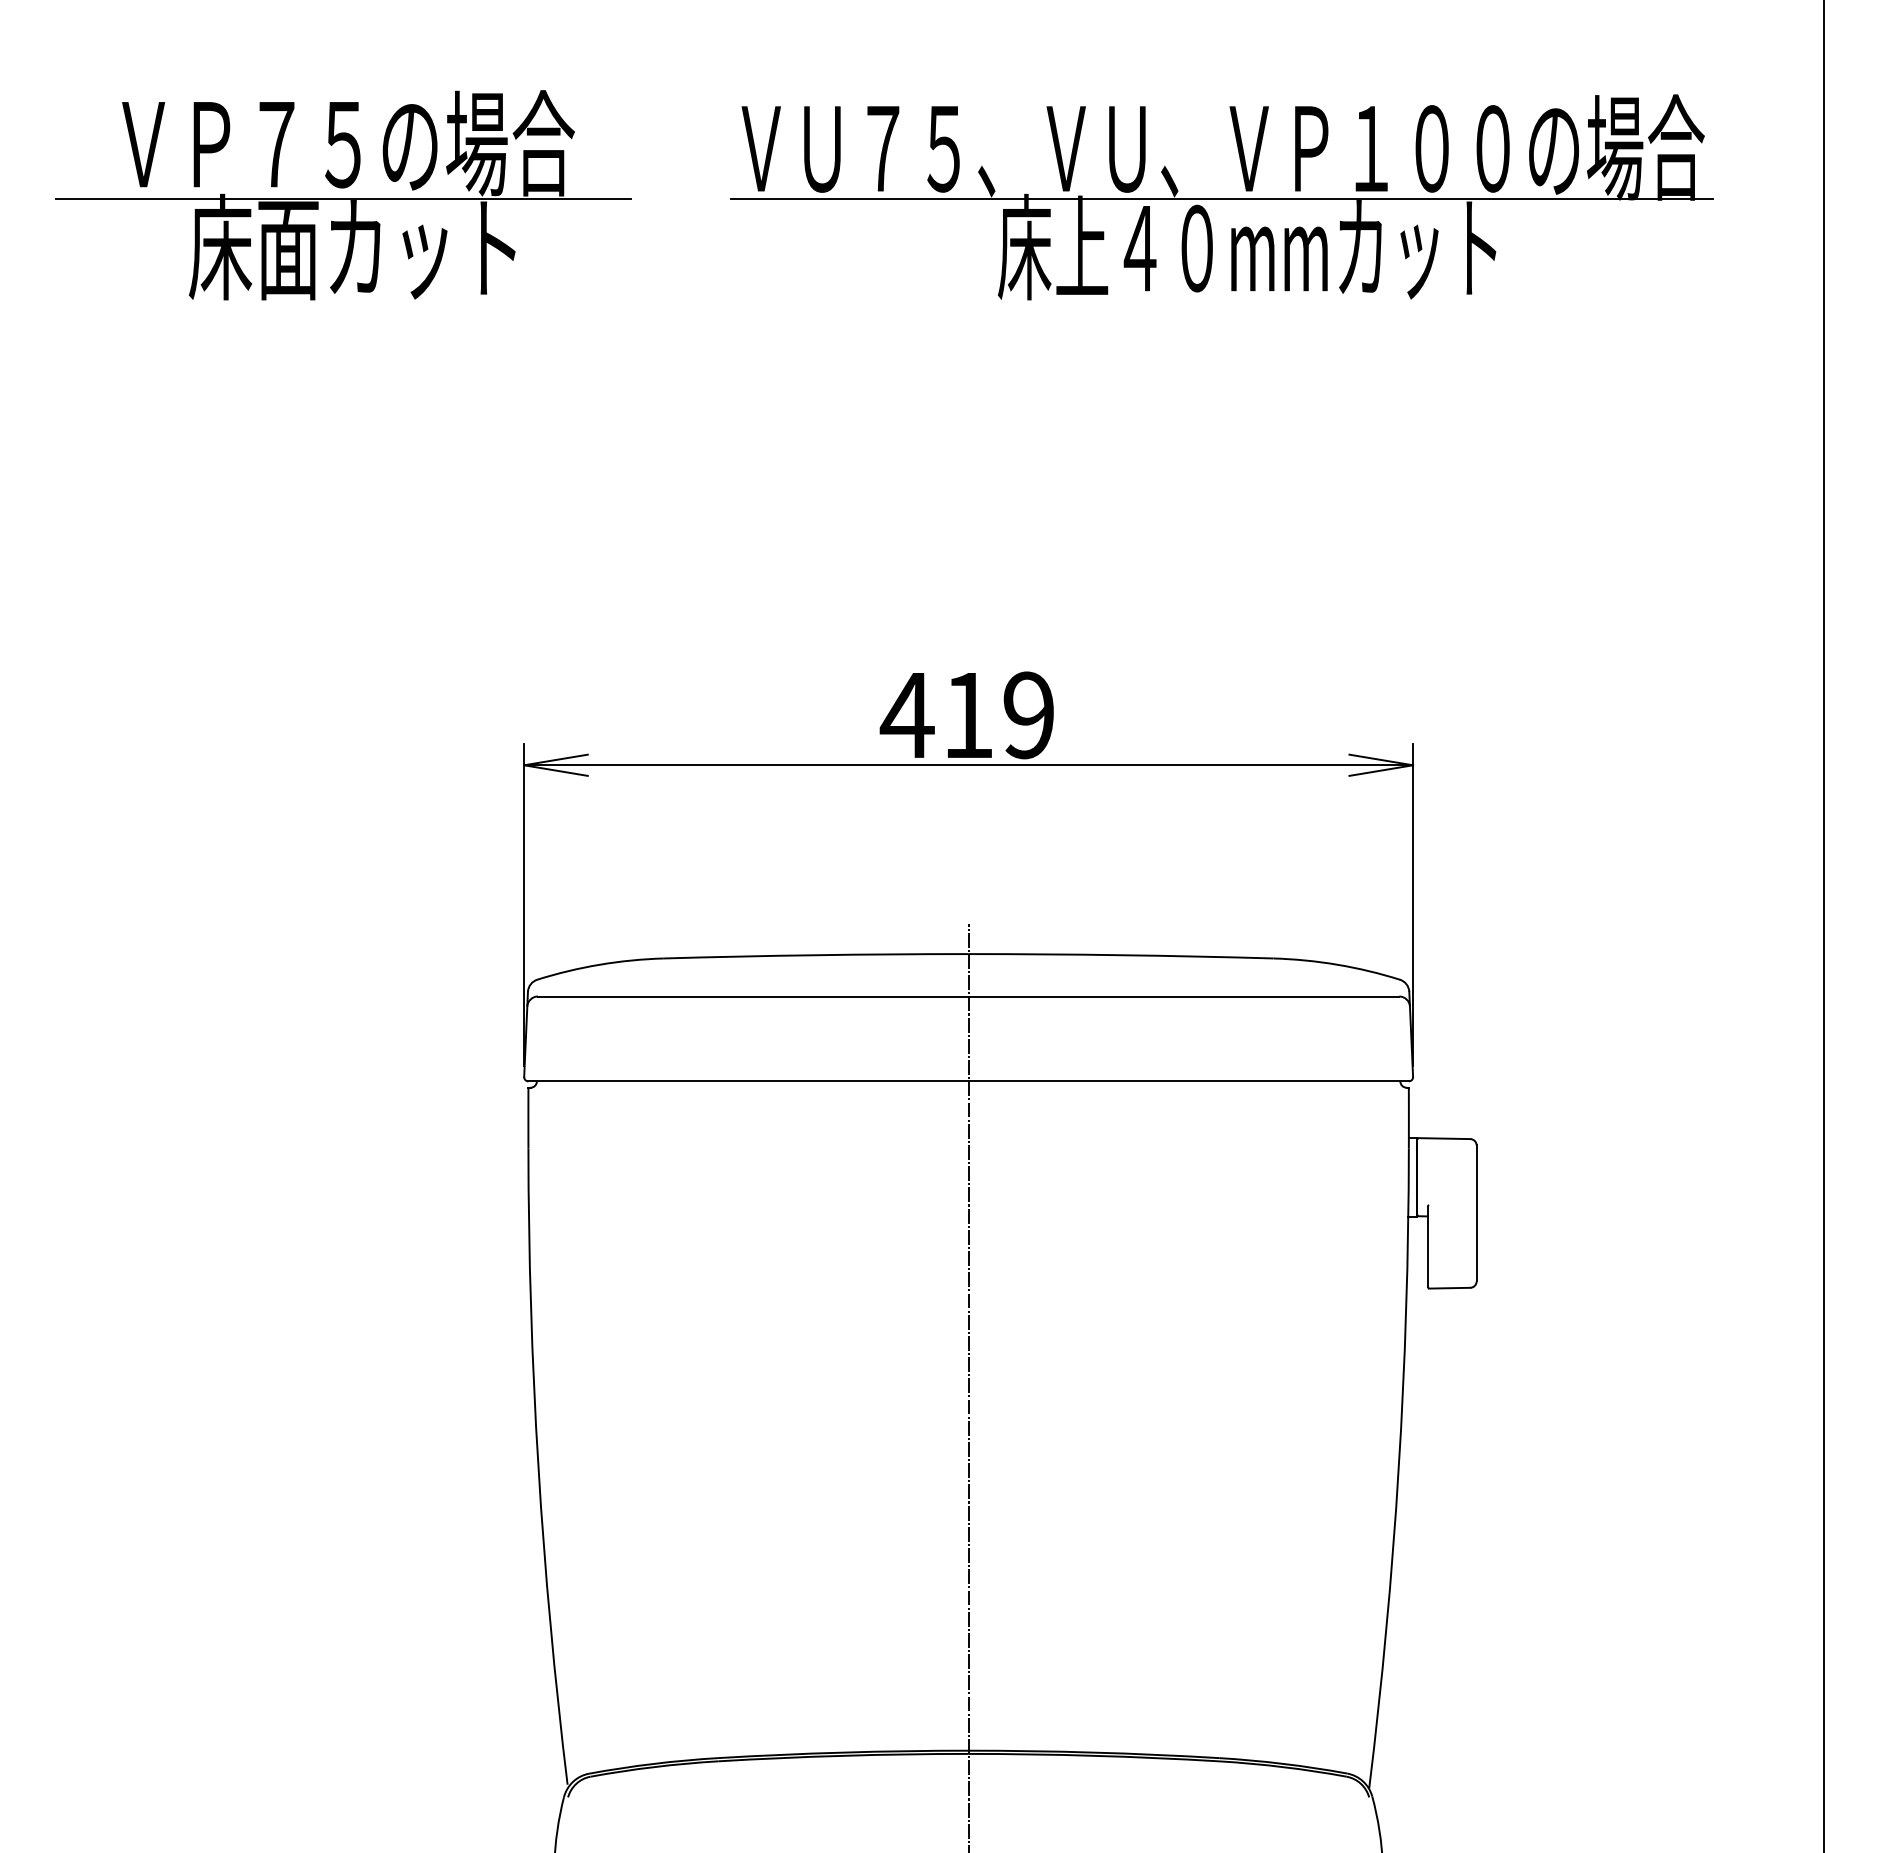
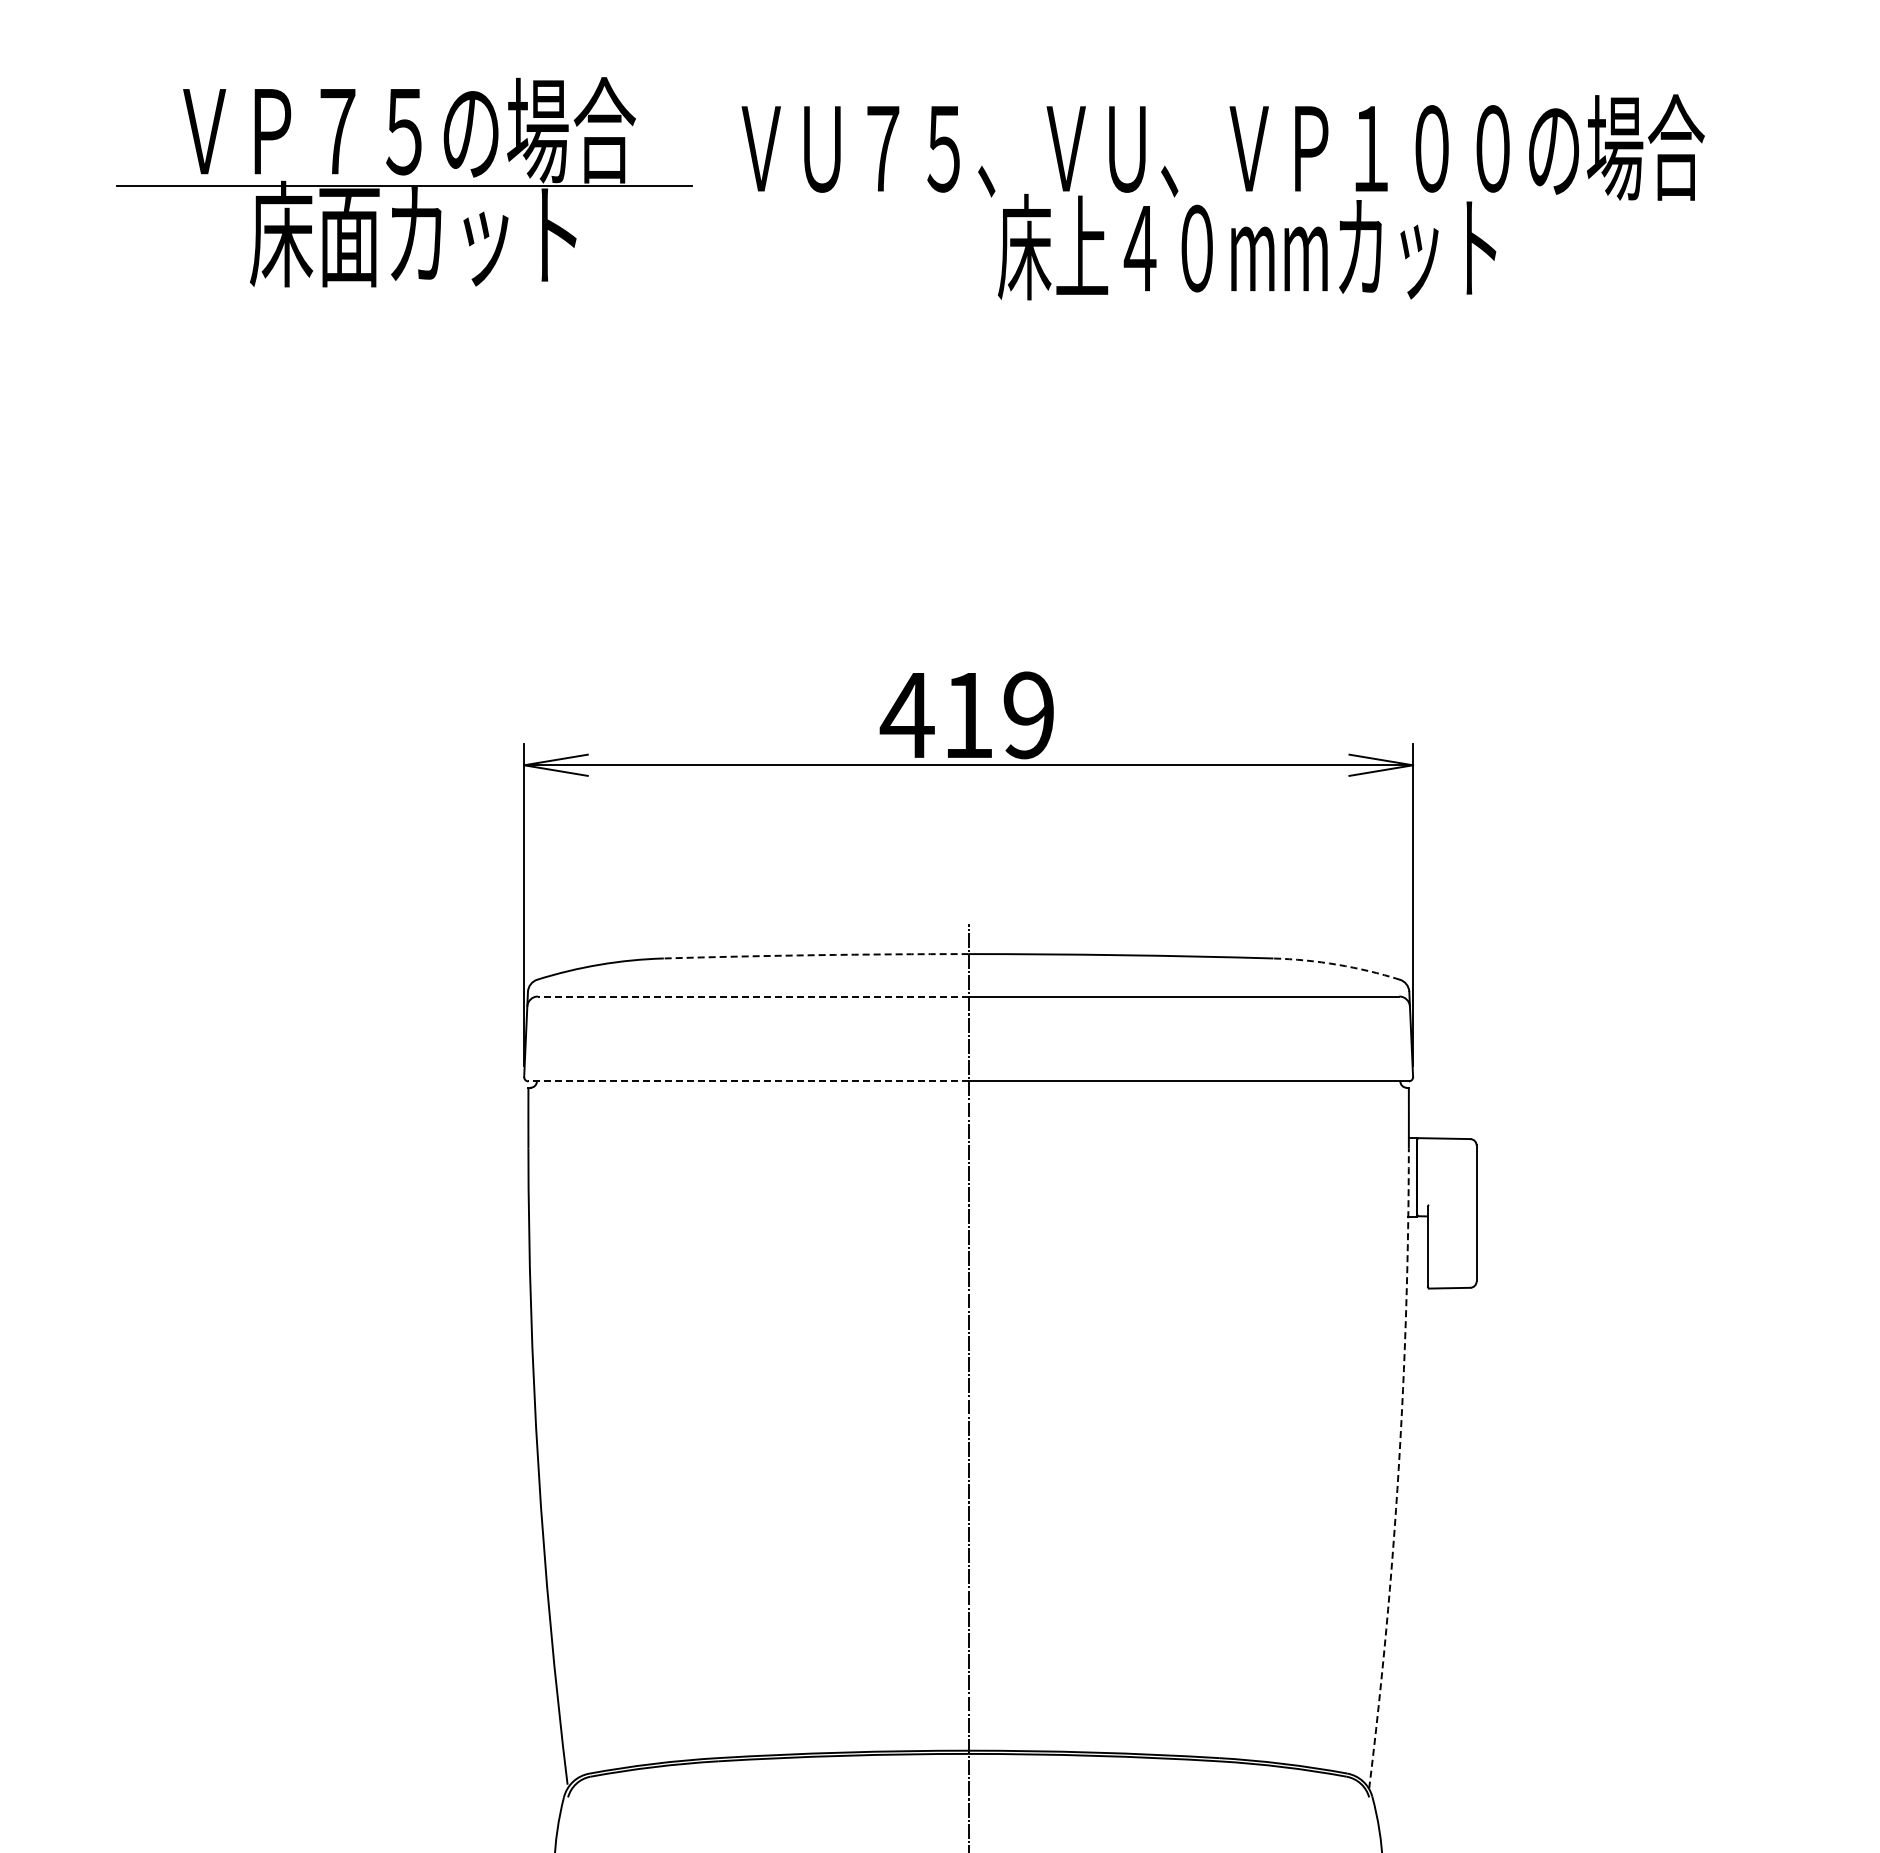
part position: (343, 195) -> (404, 182) (404, 182)
line: present -> none (1222, 198)
line: present -> none (1823, 925)
arc: solid -> dashed (816, 955)
arc: solid -> dashed (1337, 964)
line: solid -> dashed (752, 996)
line: solid -> dashed (748, 1081)
arc: solid -> dashed (1398, 1469)
